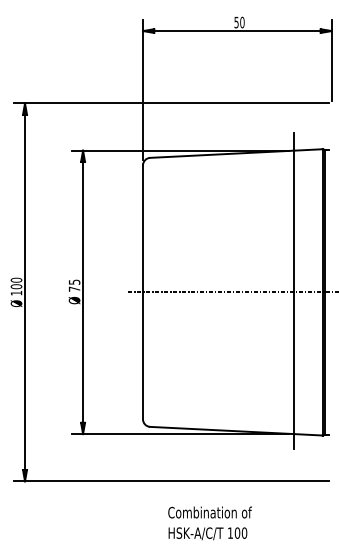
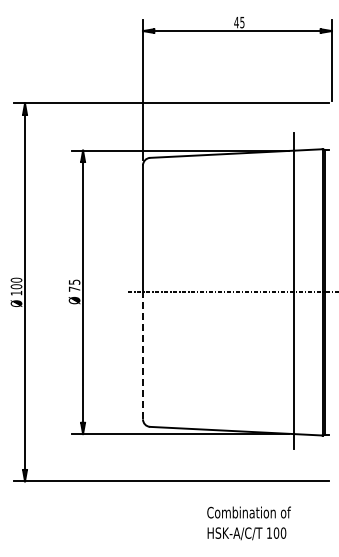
text: 50 -> 45 (239, 22)
line: solid -> dashed (143, 355)
text position: (209, 523) -> (248, 523) (248, 523)
